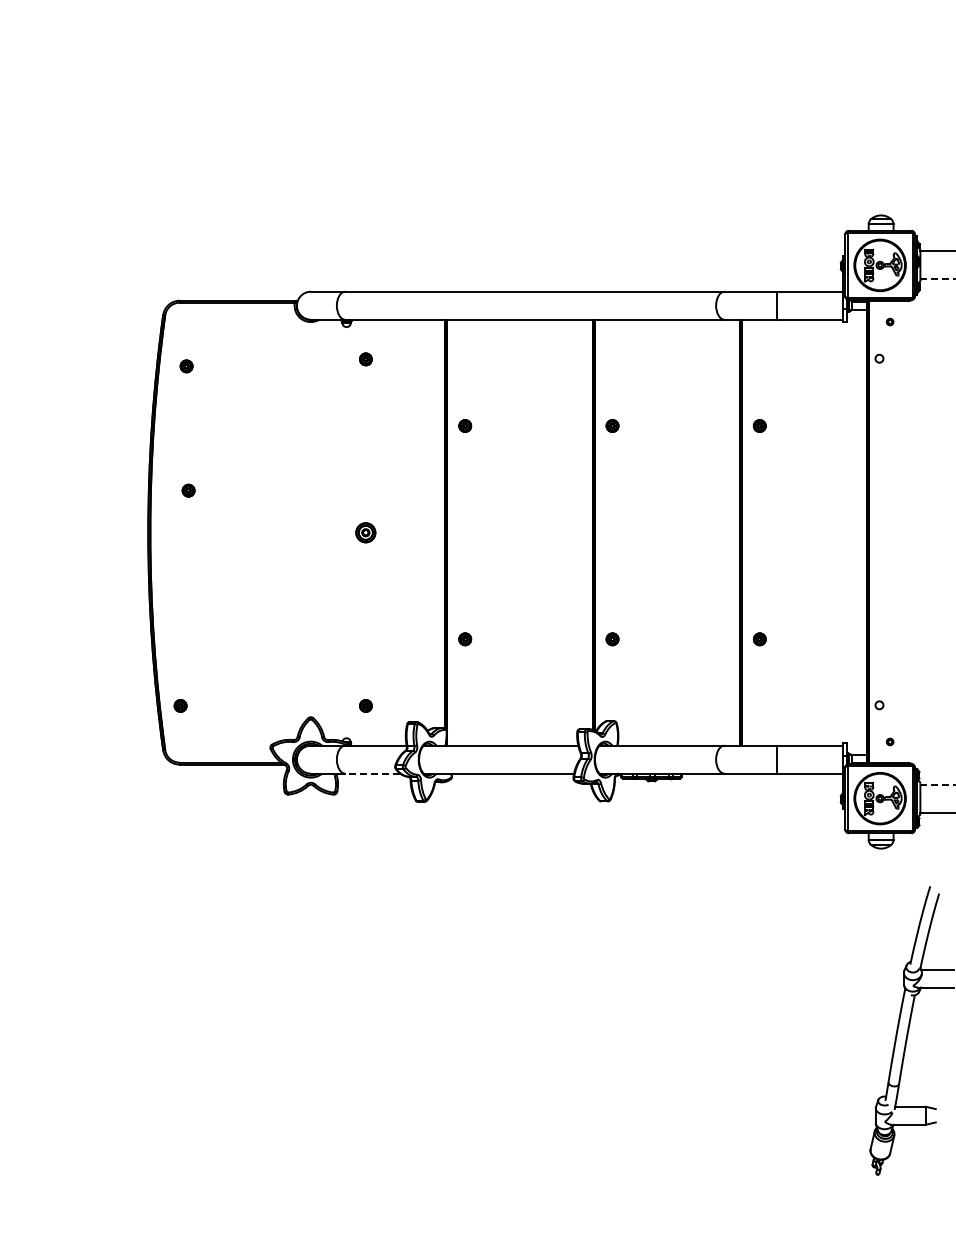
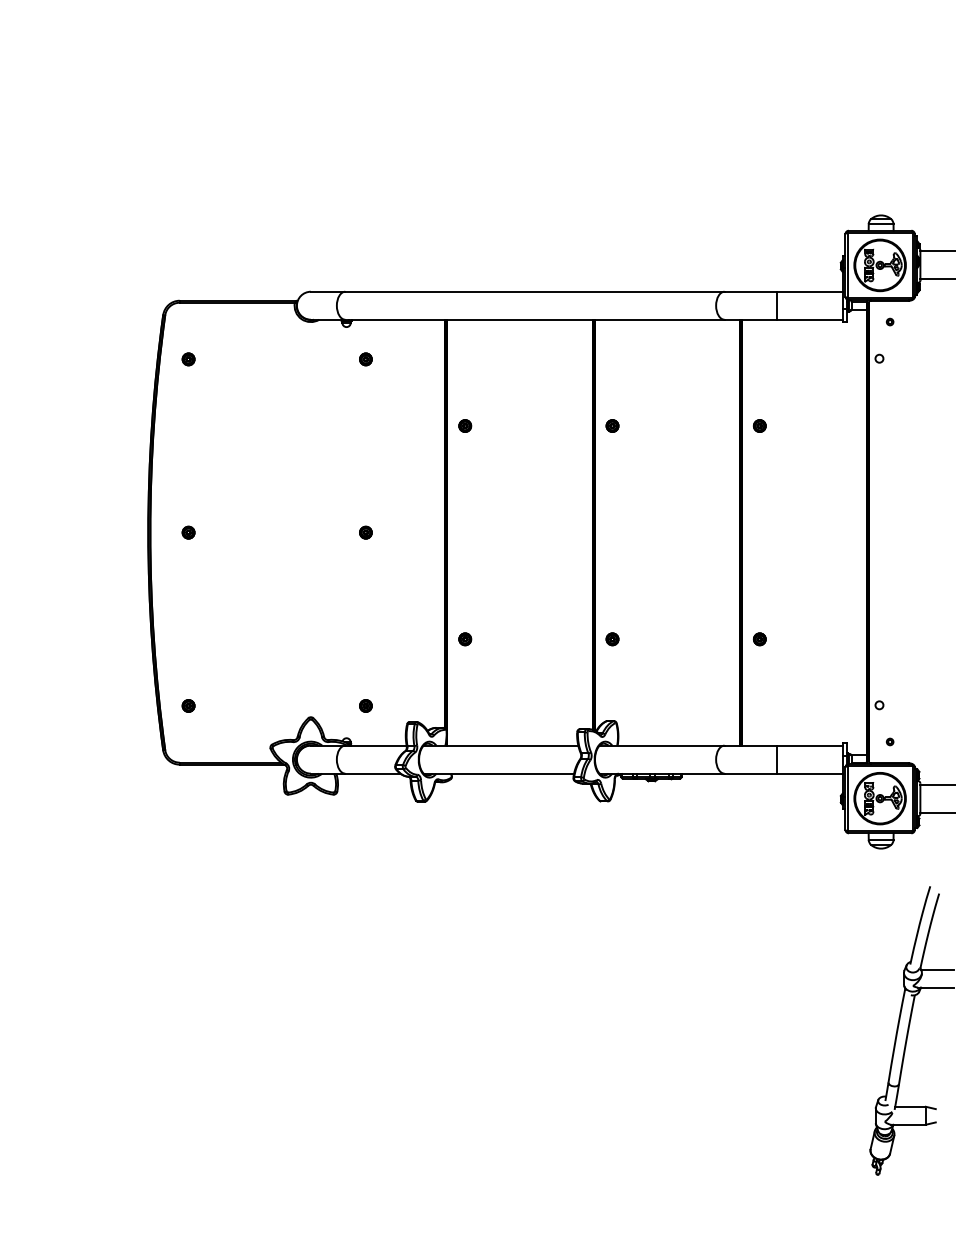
line: dashed -> solid (938, 279)
part position: (186, 366) -> (188, 359) (188, 359)
part position: (188, 490) -> (188, 532) (188, 532)
part size: 22x22 px -> 14x15 px (365, 532)
part position: (180, 705) -> (188, 705) (188, 705)
line: dashed -> solid (372, 773)
line: dashed -> solid (938, 784)
